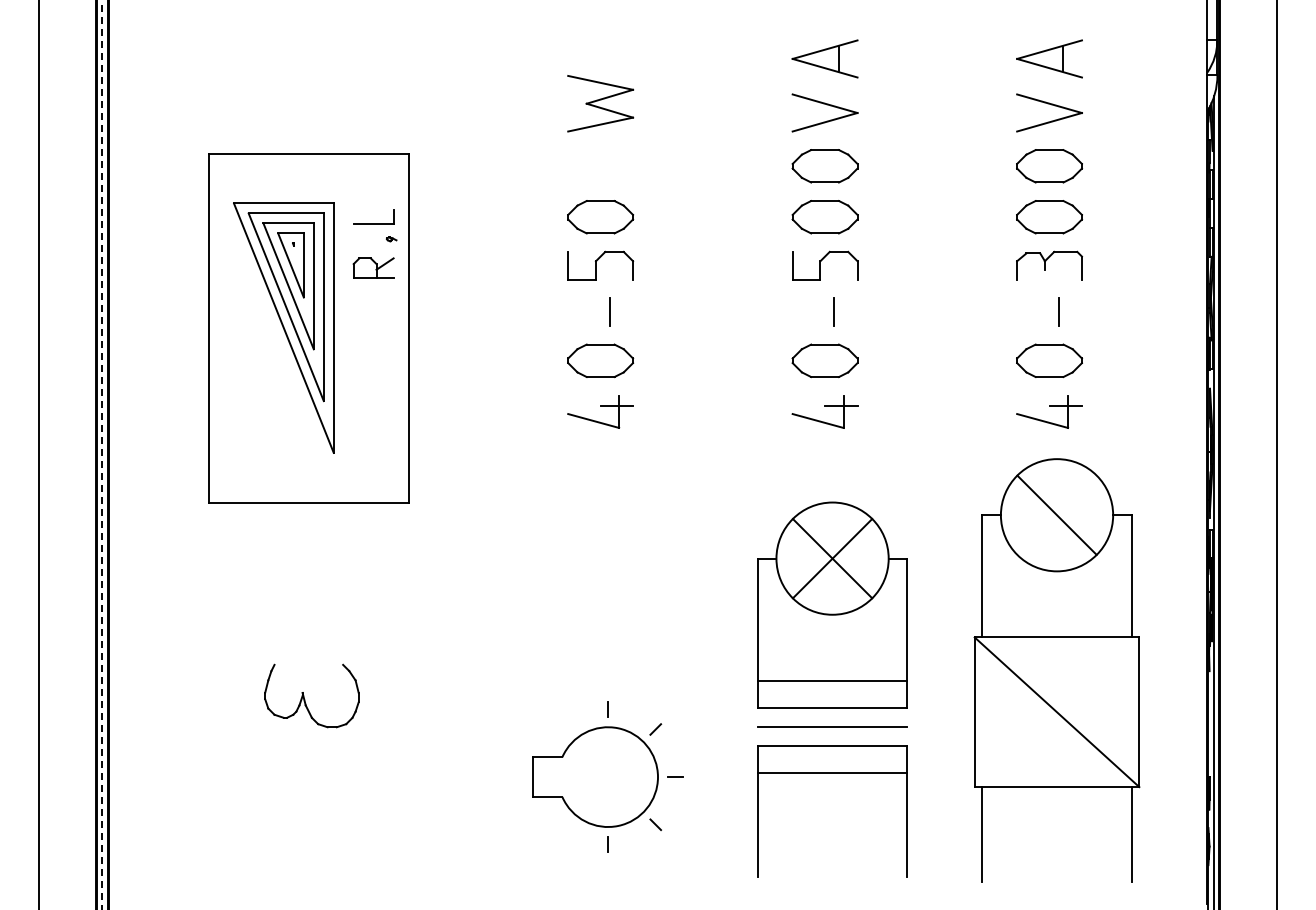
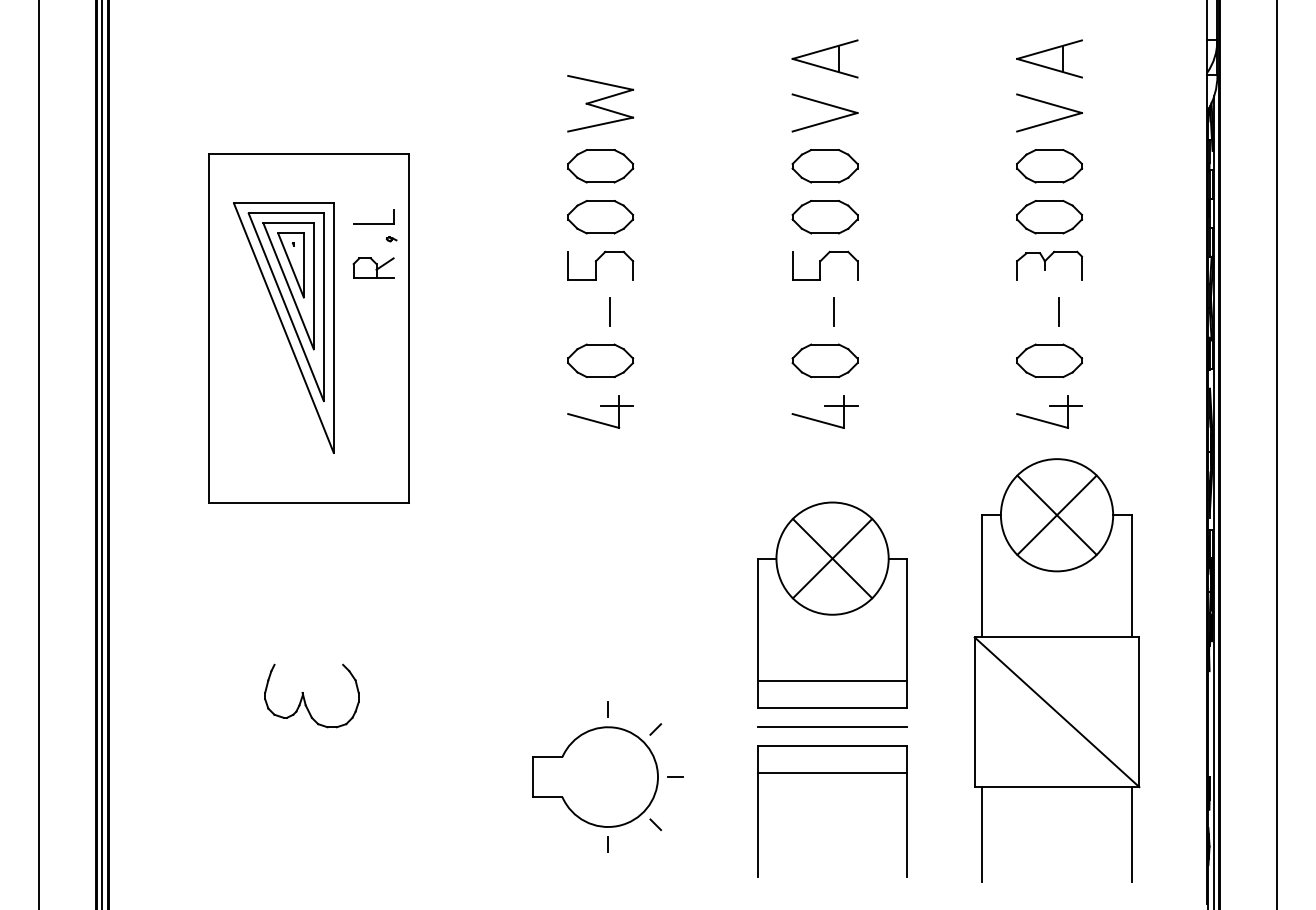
part: none -> present (600, 166)
line: dashed -> solid (101, 455)
line: none -> present (1056, 514)
